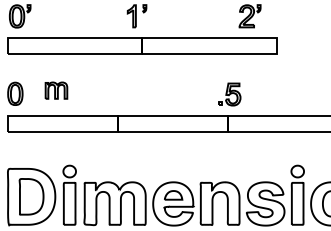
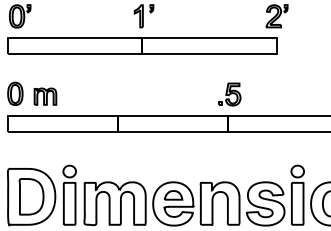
part position: (136, 16) -> (143, 16) (143, 16)
part position: (249, 16) -> (276, 16) (276, 16)
part position: (56, 90) -> (45, 96) (45, 96)
